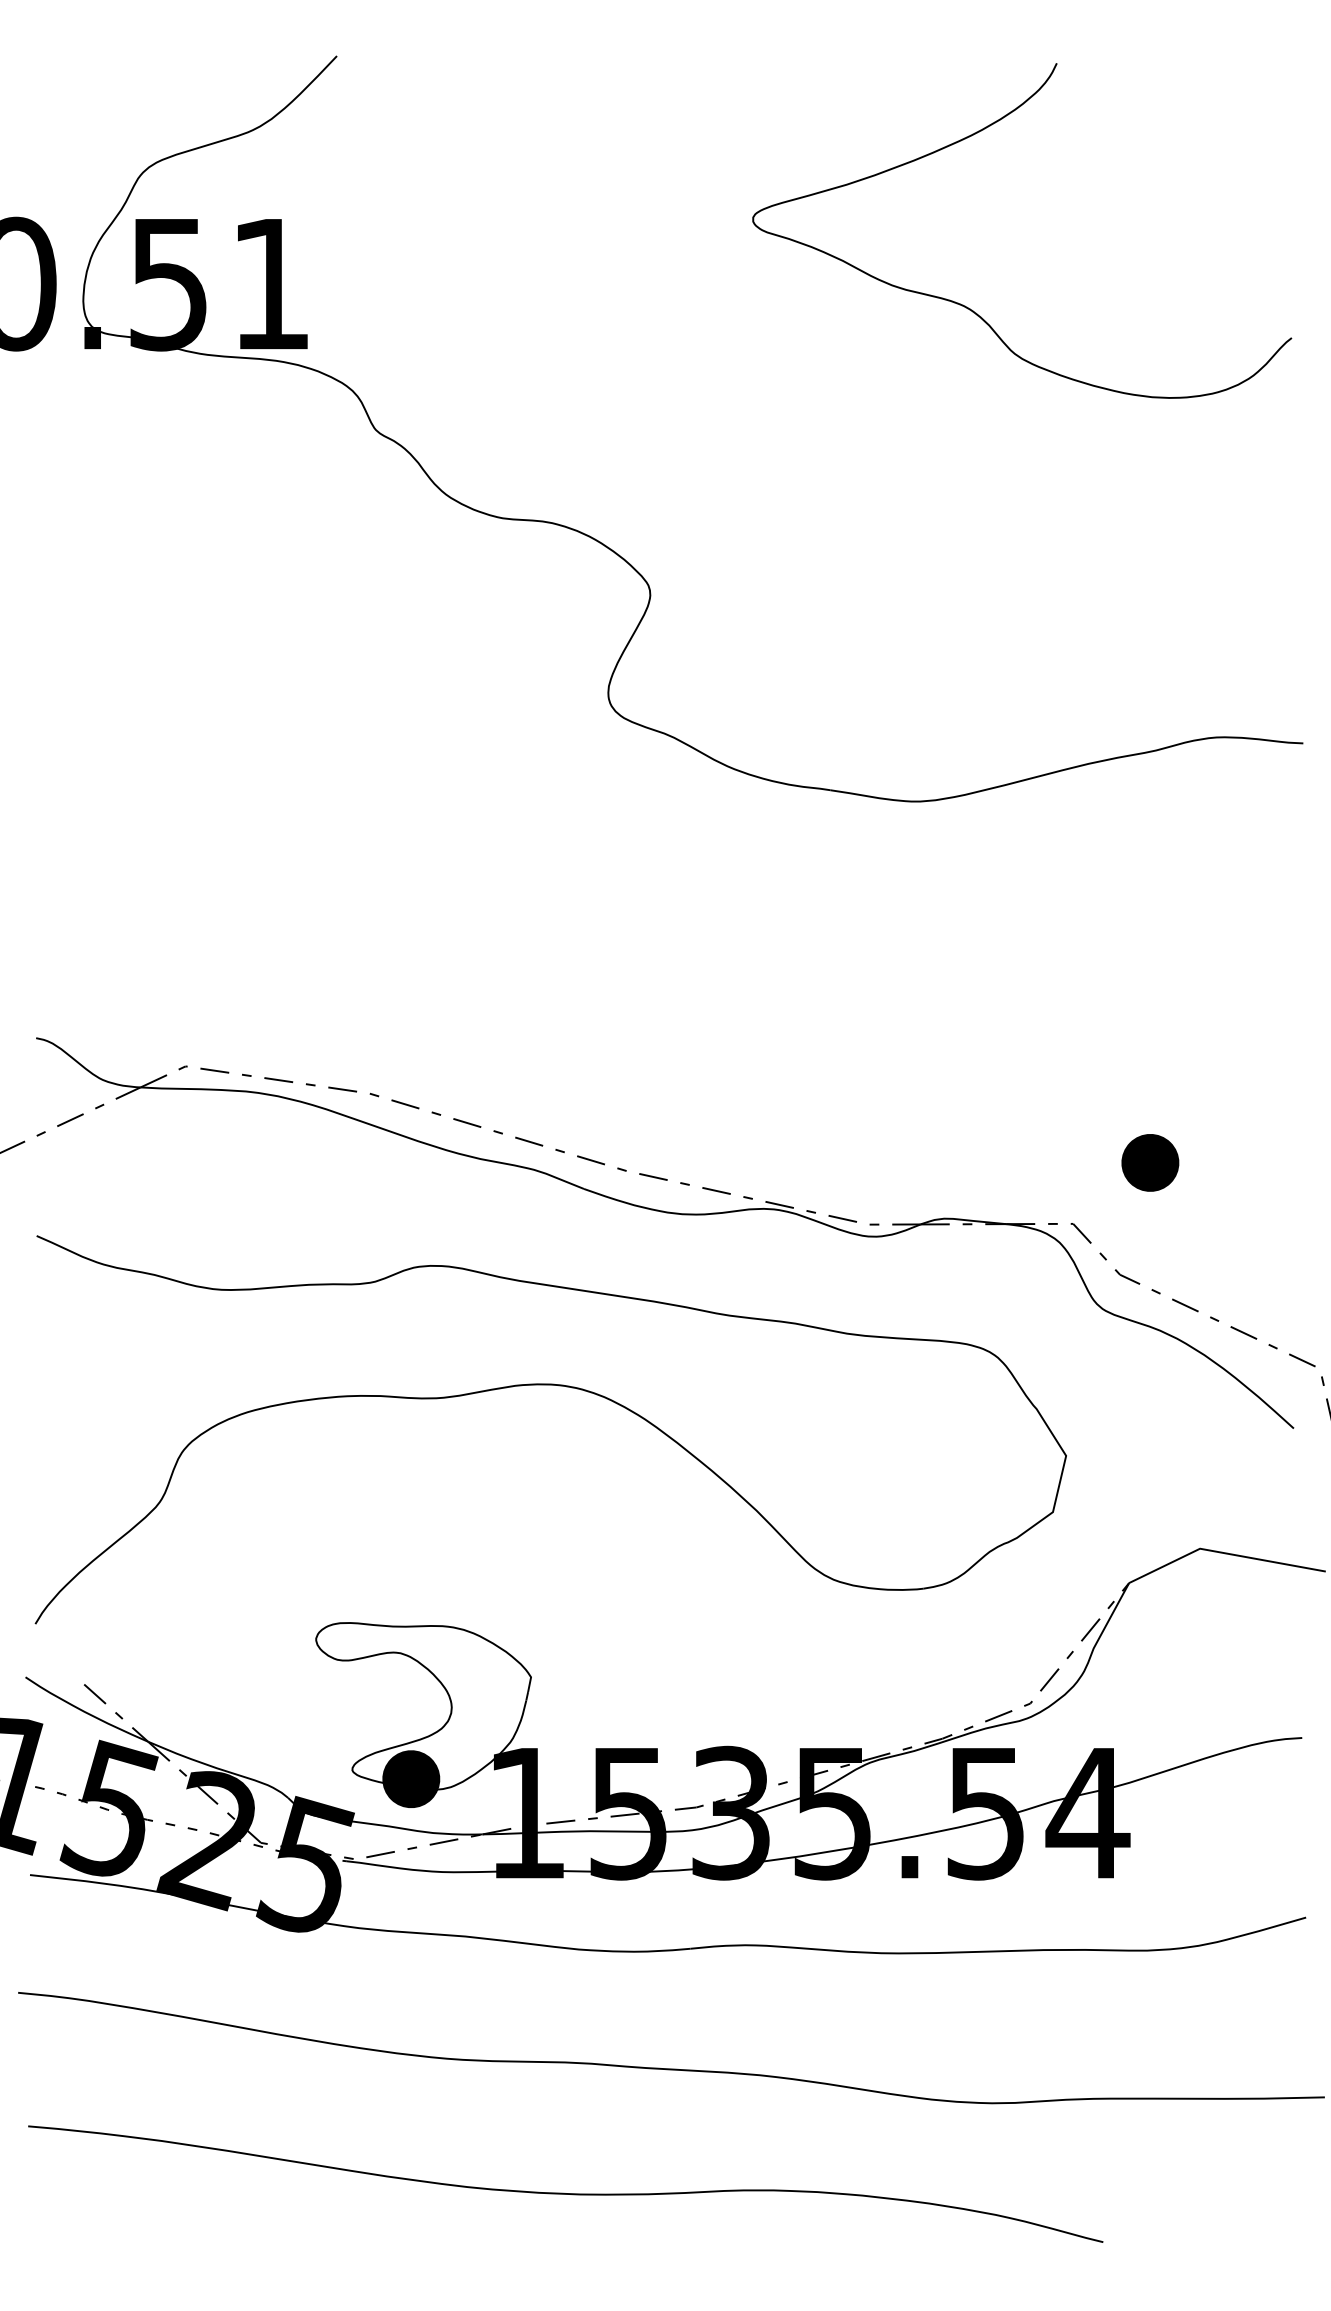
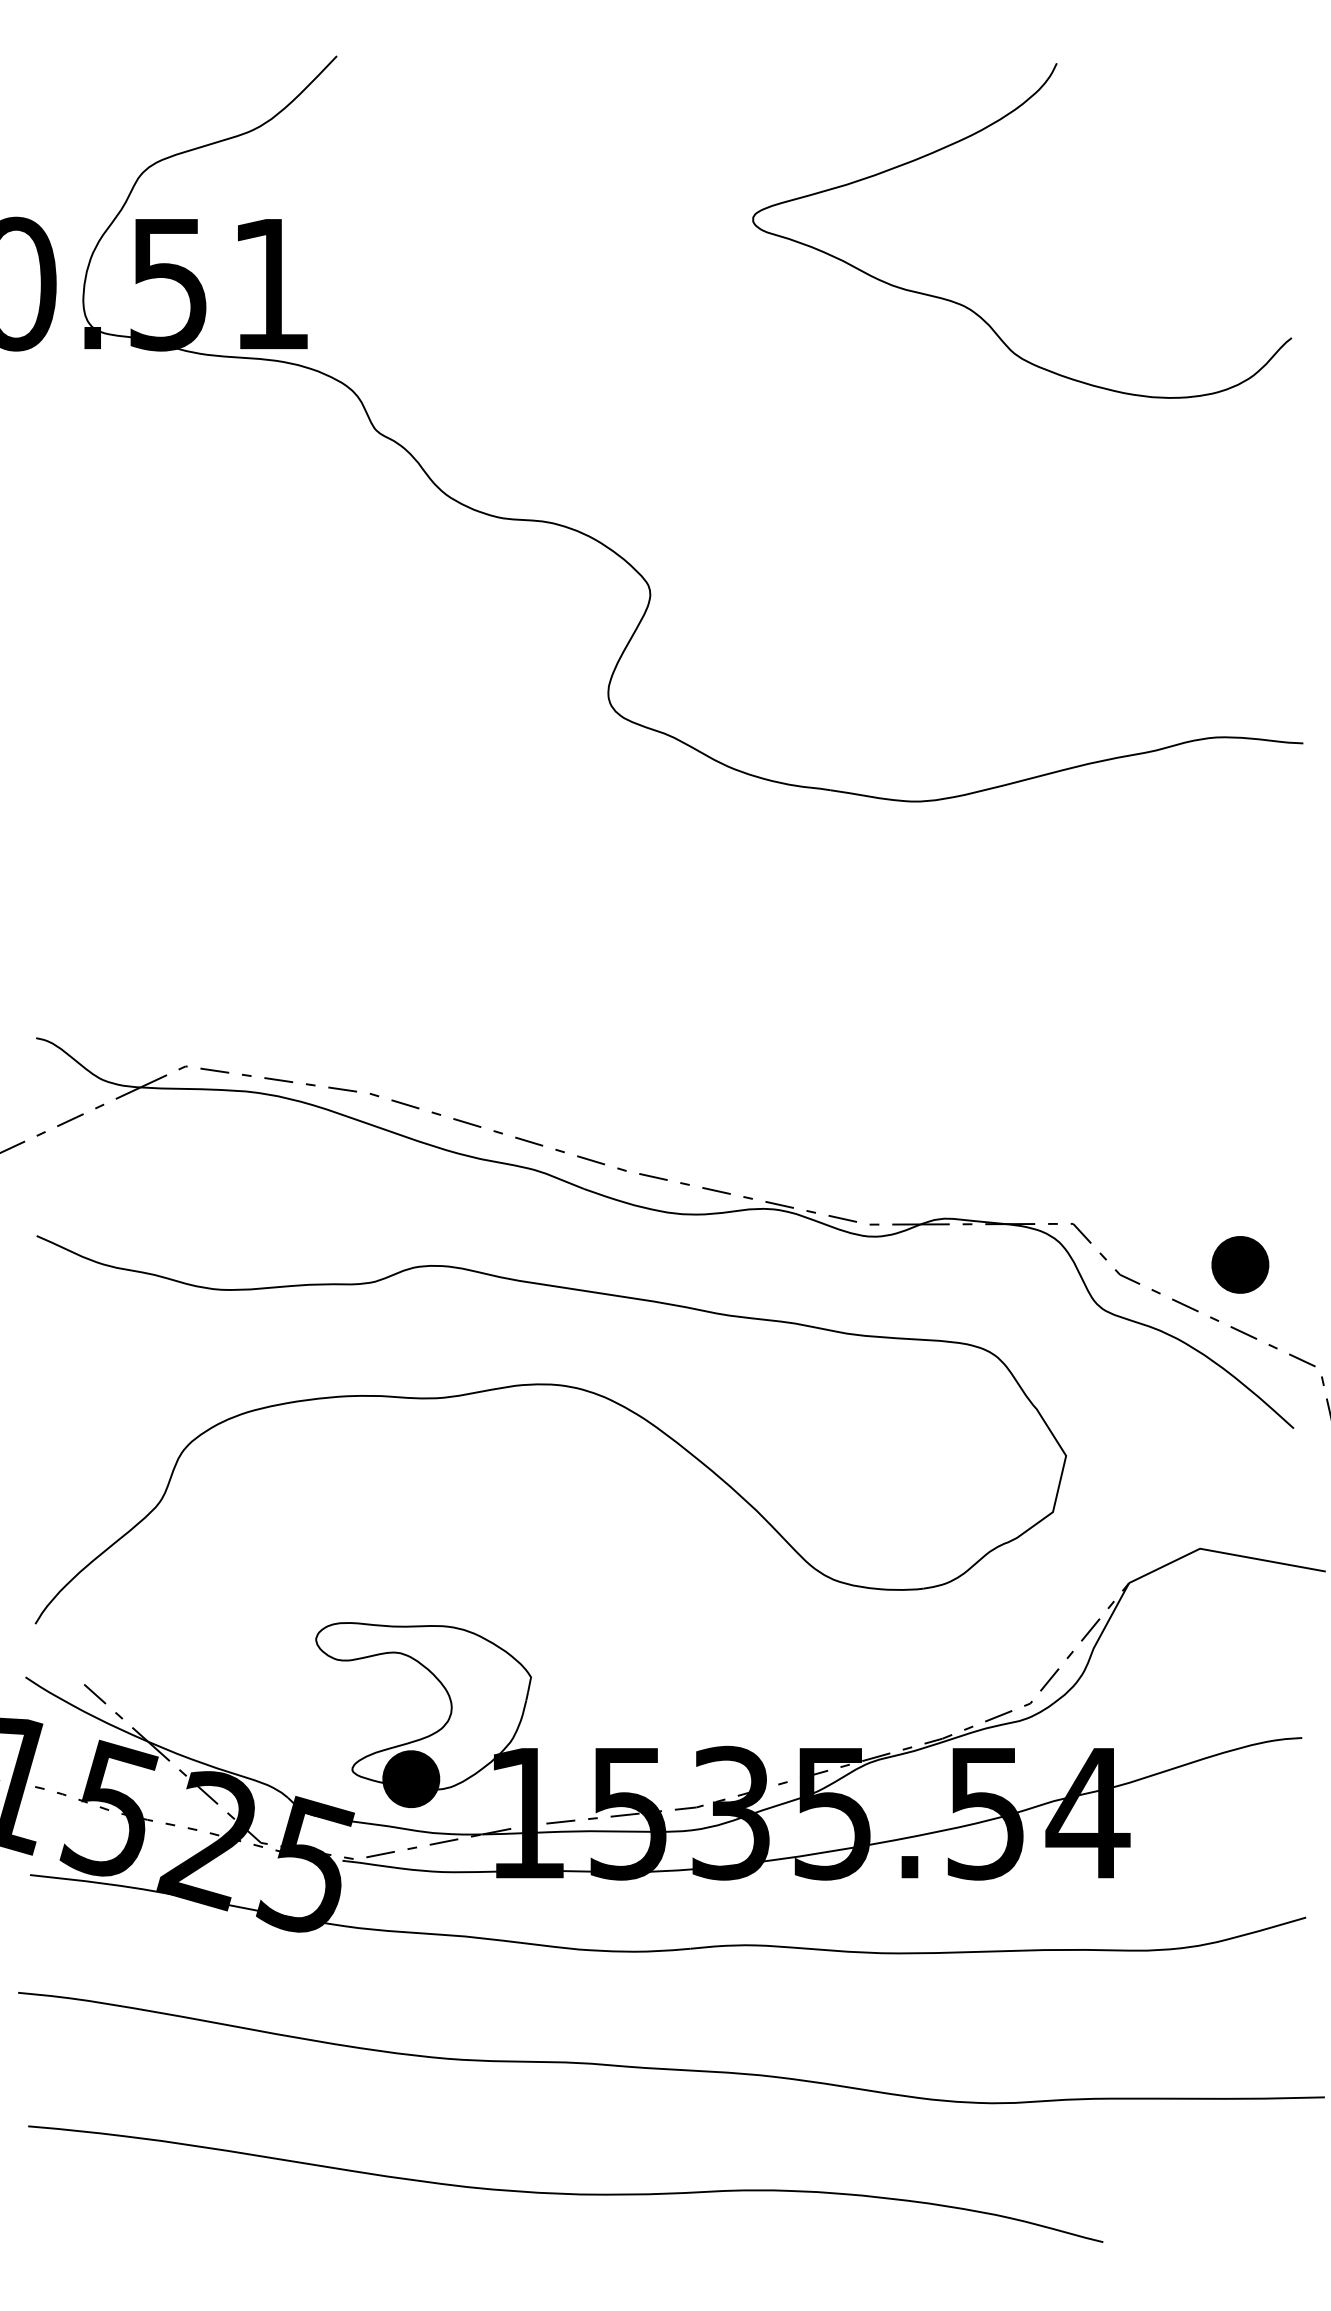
part position: (1150, 1162) -> (1240, 1264) (1240, 1264)
